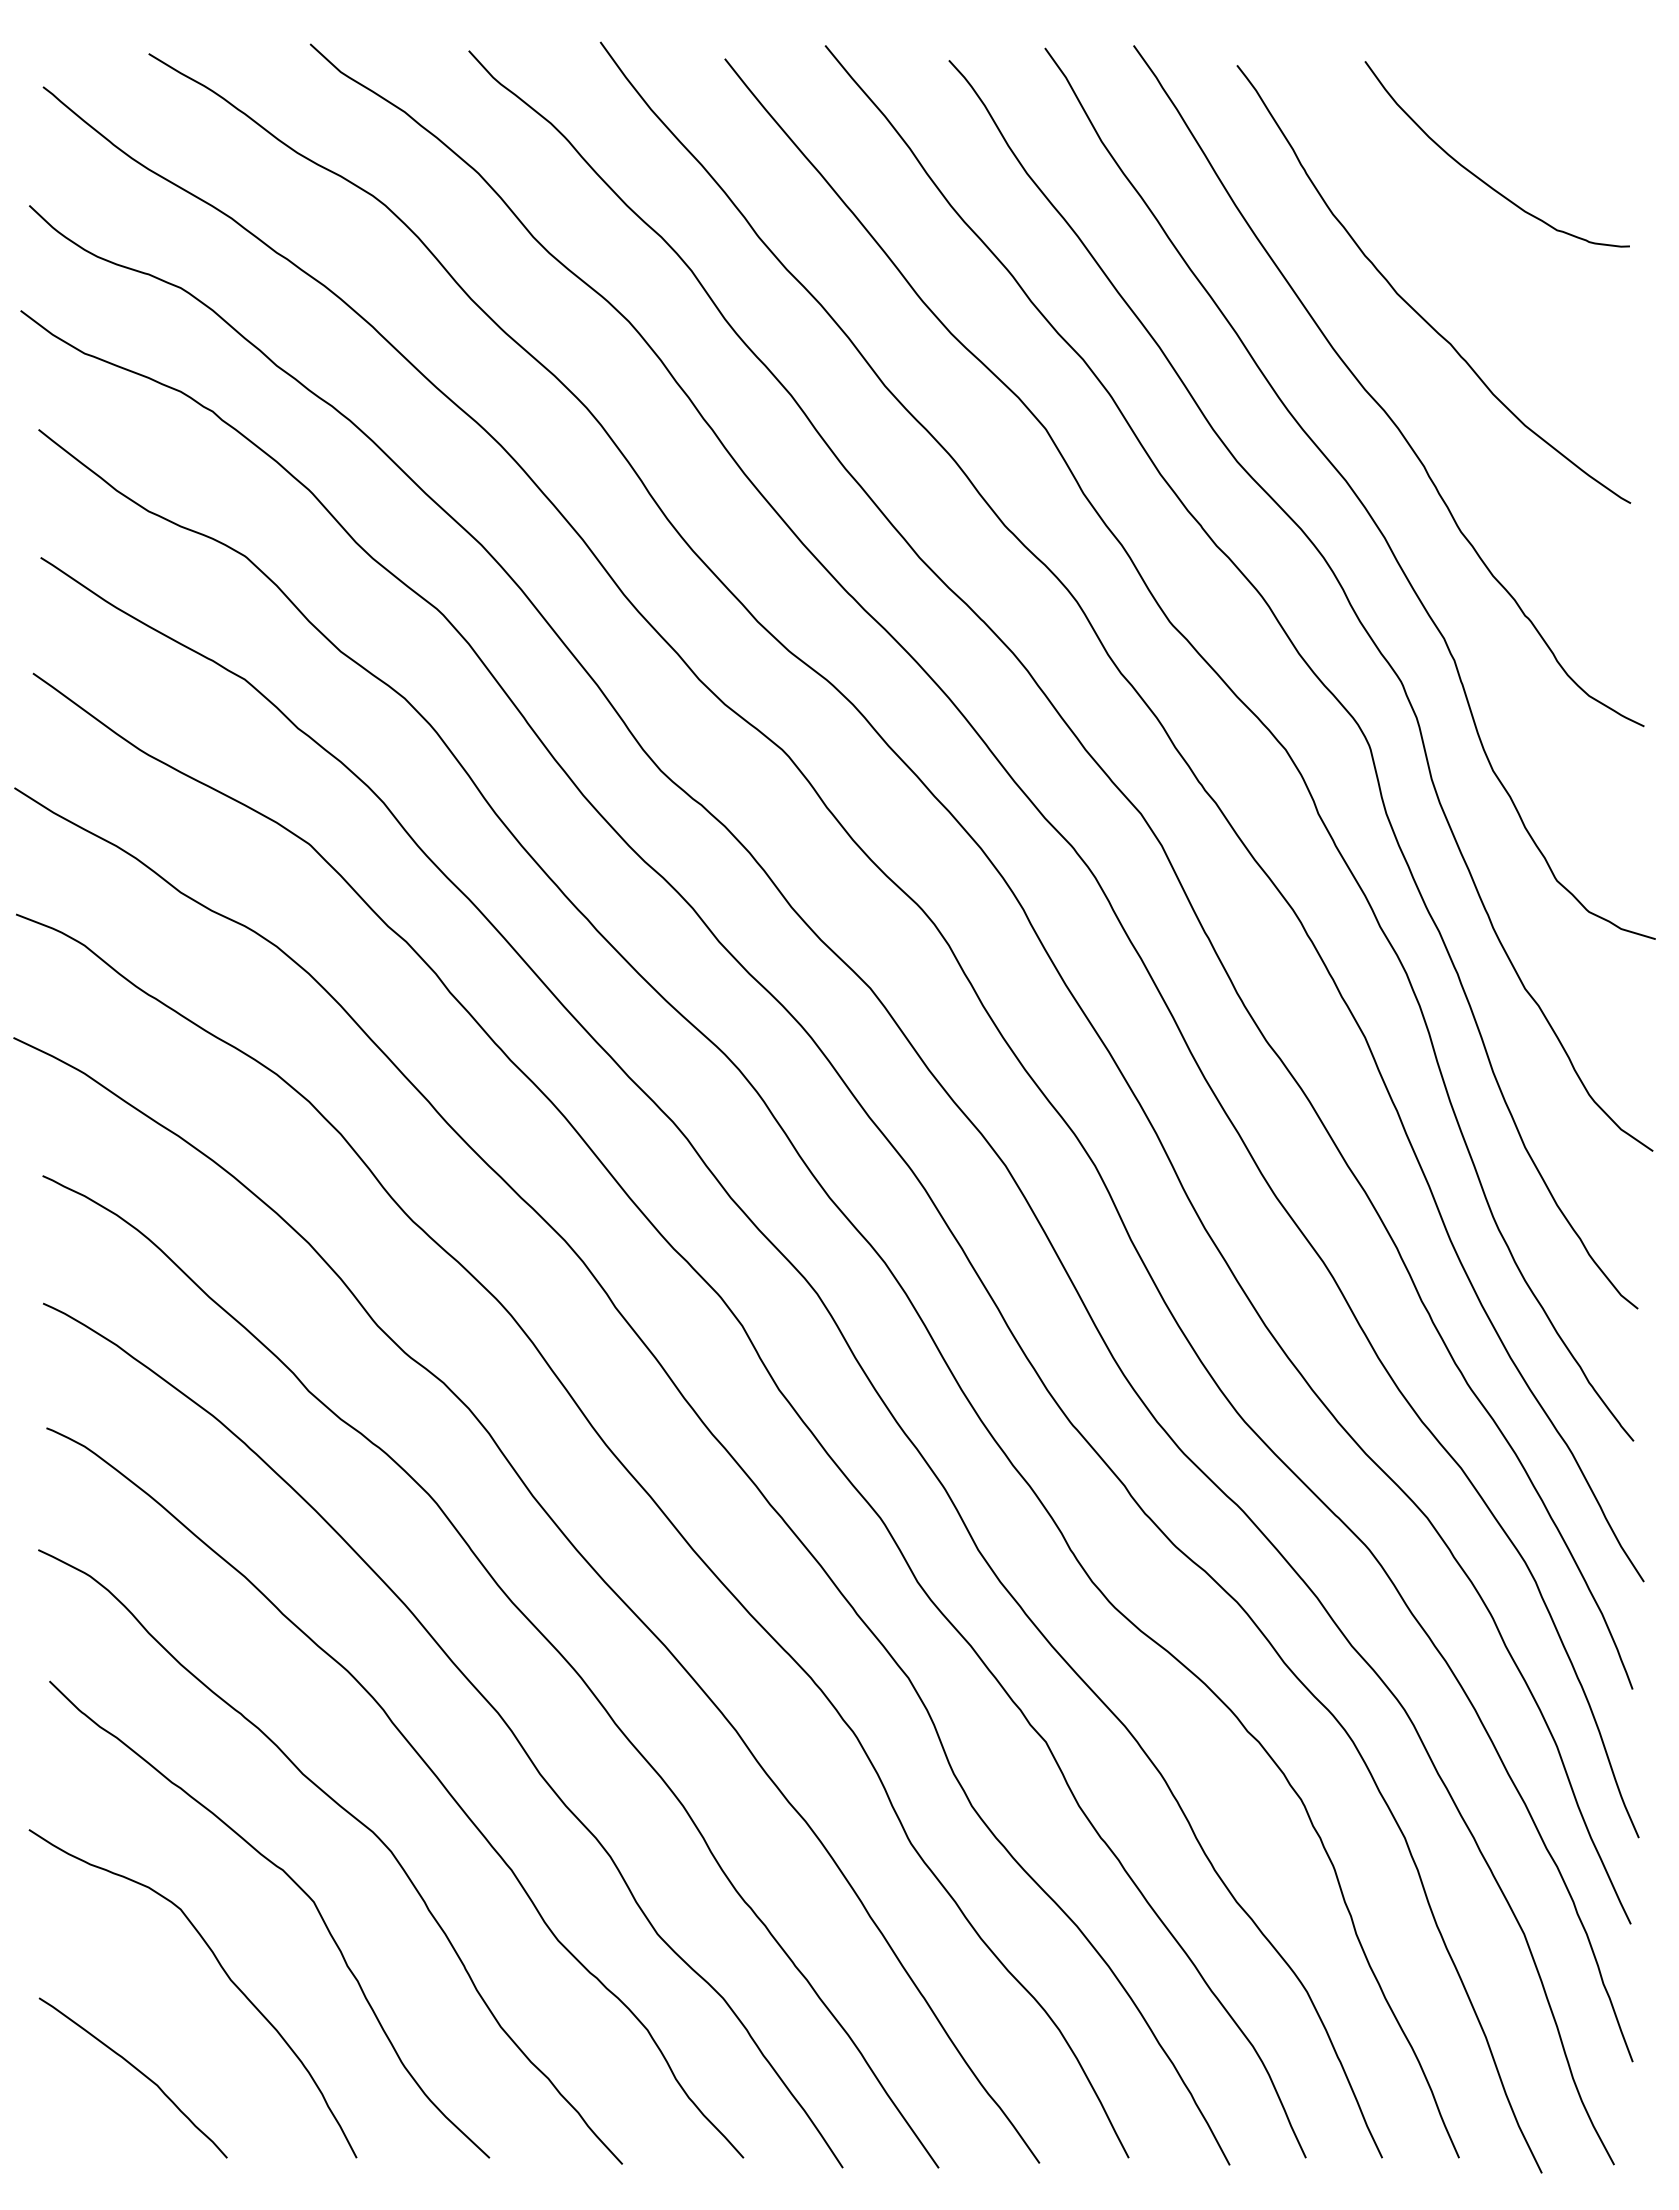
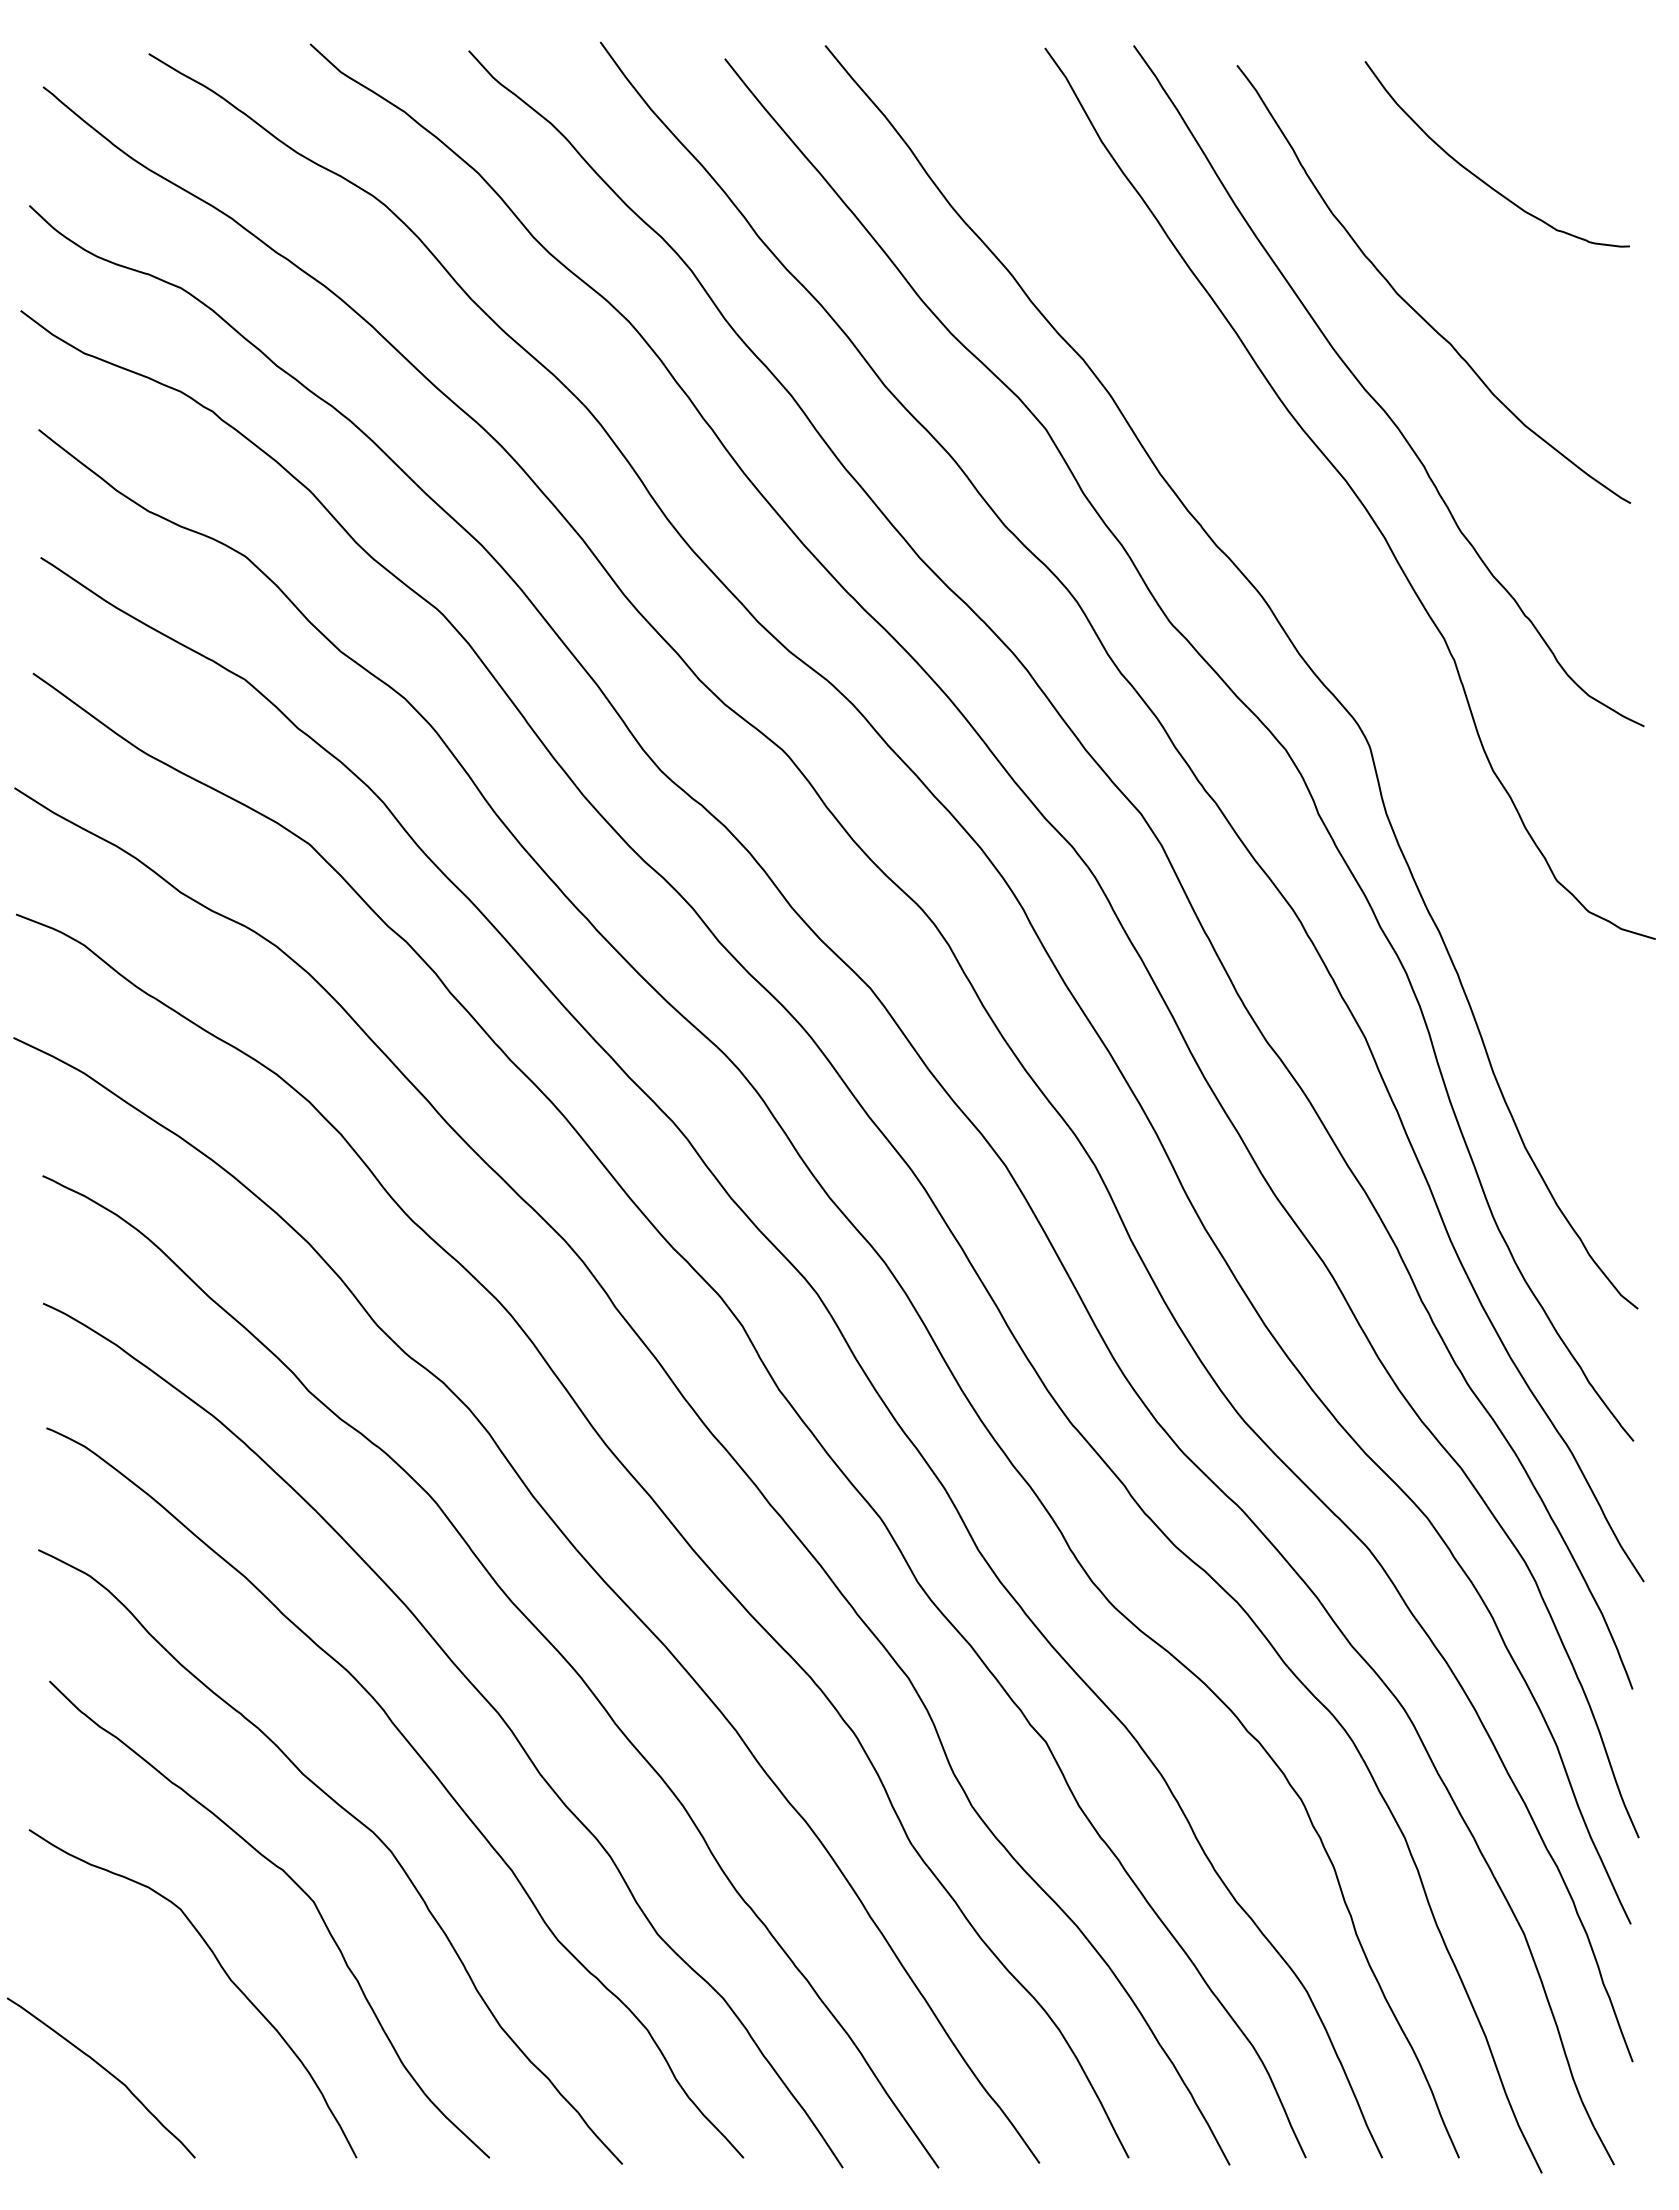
curve: present -> none (1337, 582)
curve position: (138, 2071) -> (106, 2071) (106, 2071)
